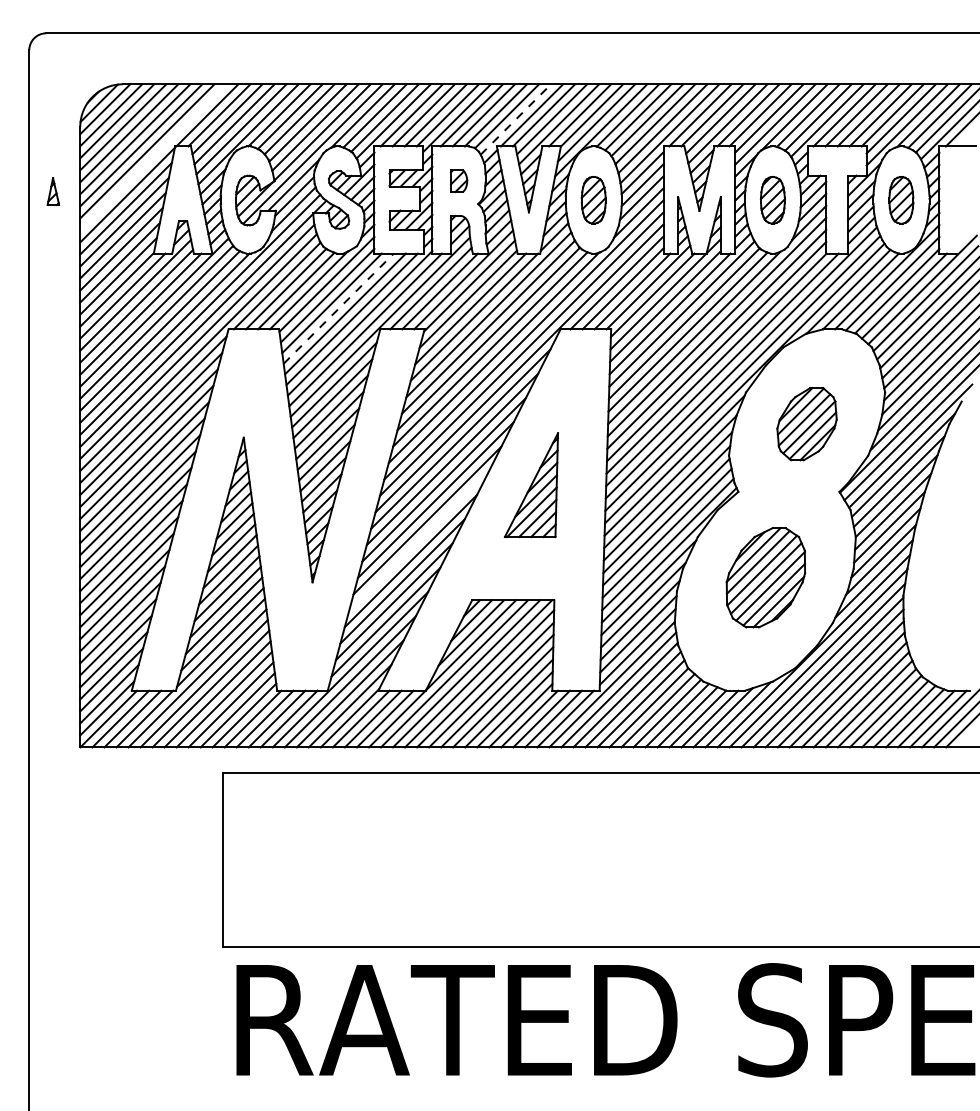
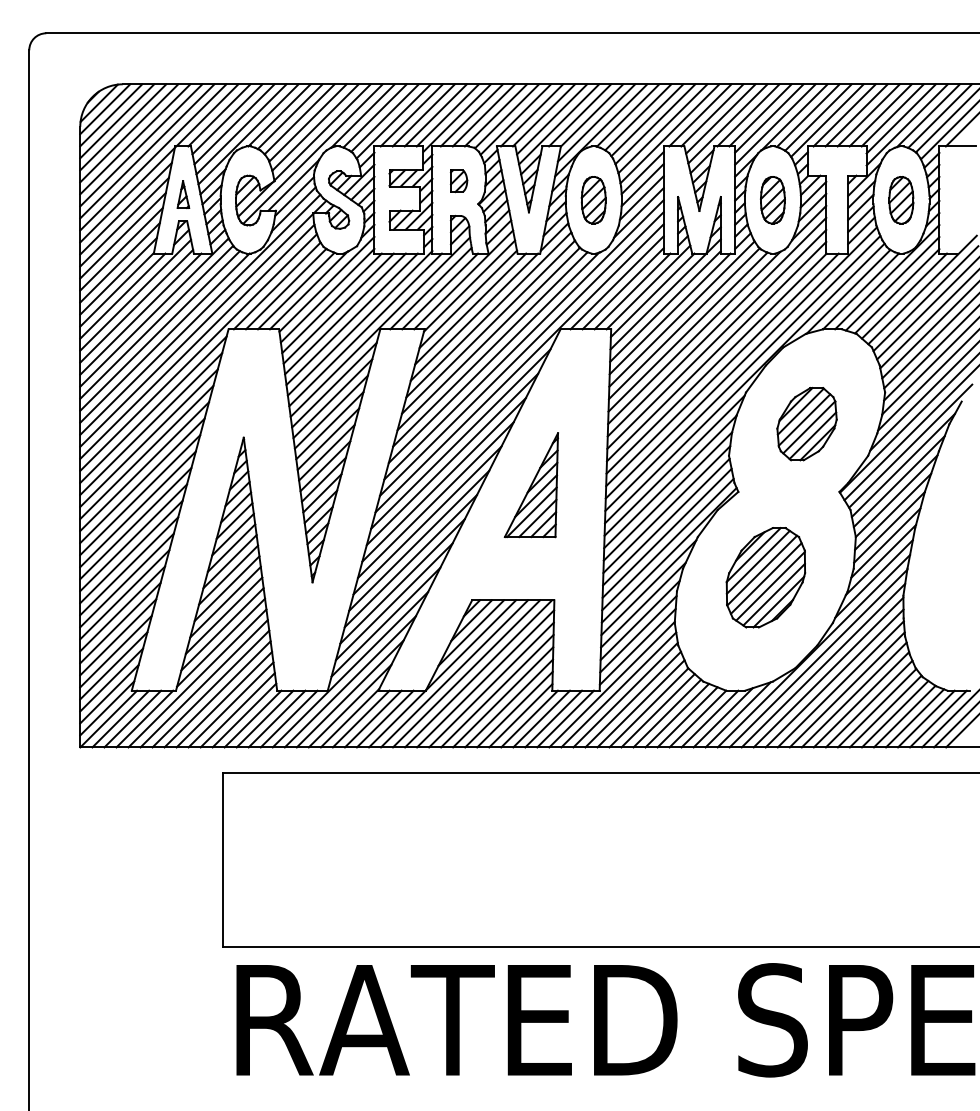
line: dashed -> solid (515, 119)
line: none -> present (153, 157)
part position: (53, 191) -> (183, 194) (183, 194)
line: dashed -> solid (338, 308)
line: none -> present (419, 540)
